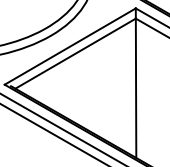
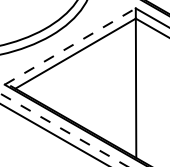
line: solid -> dashed (70, 46)
line: solid -> dashed (64, 130)
